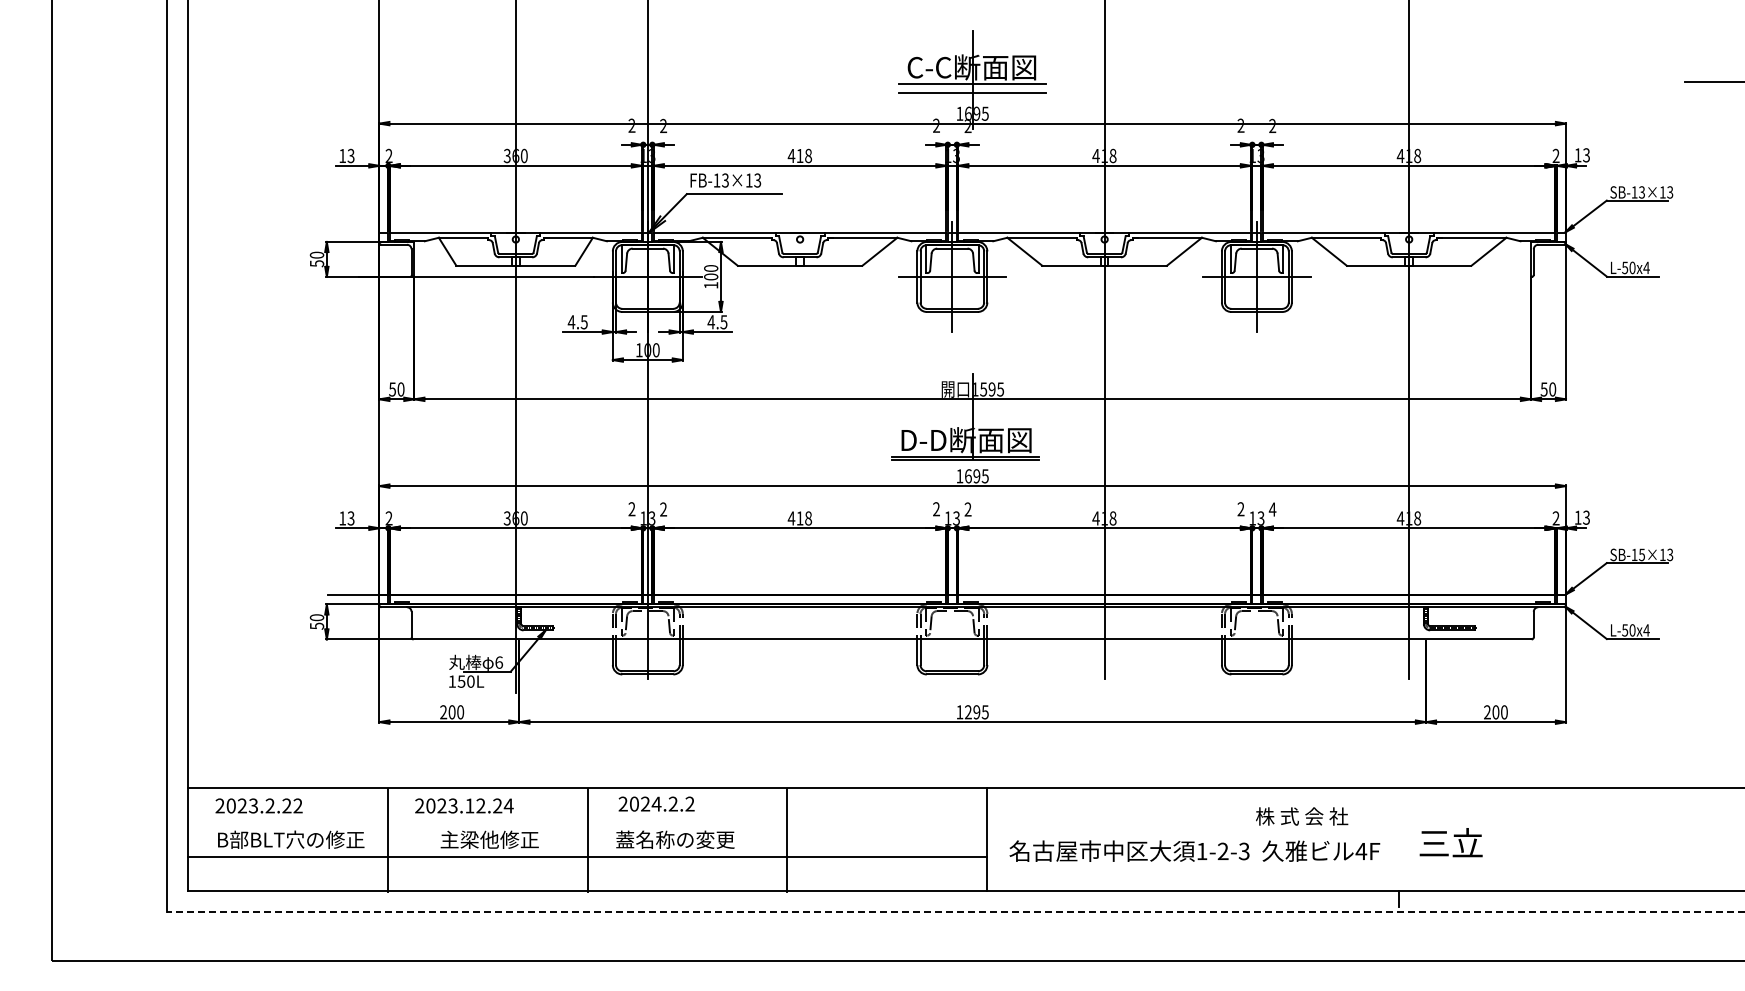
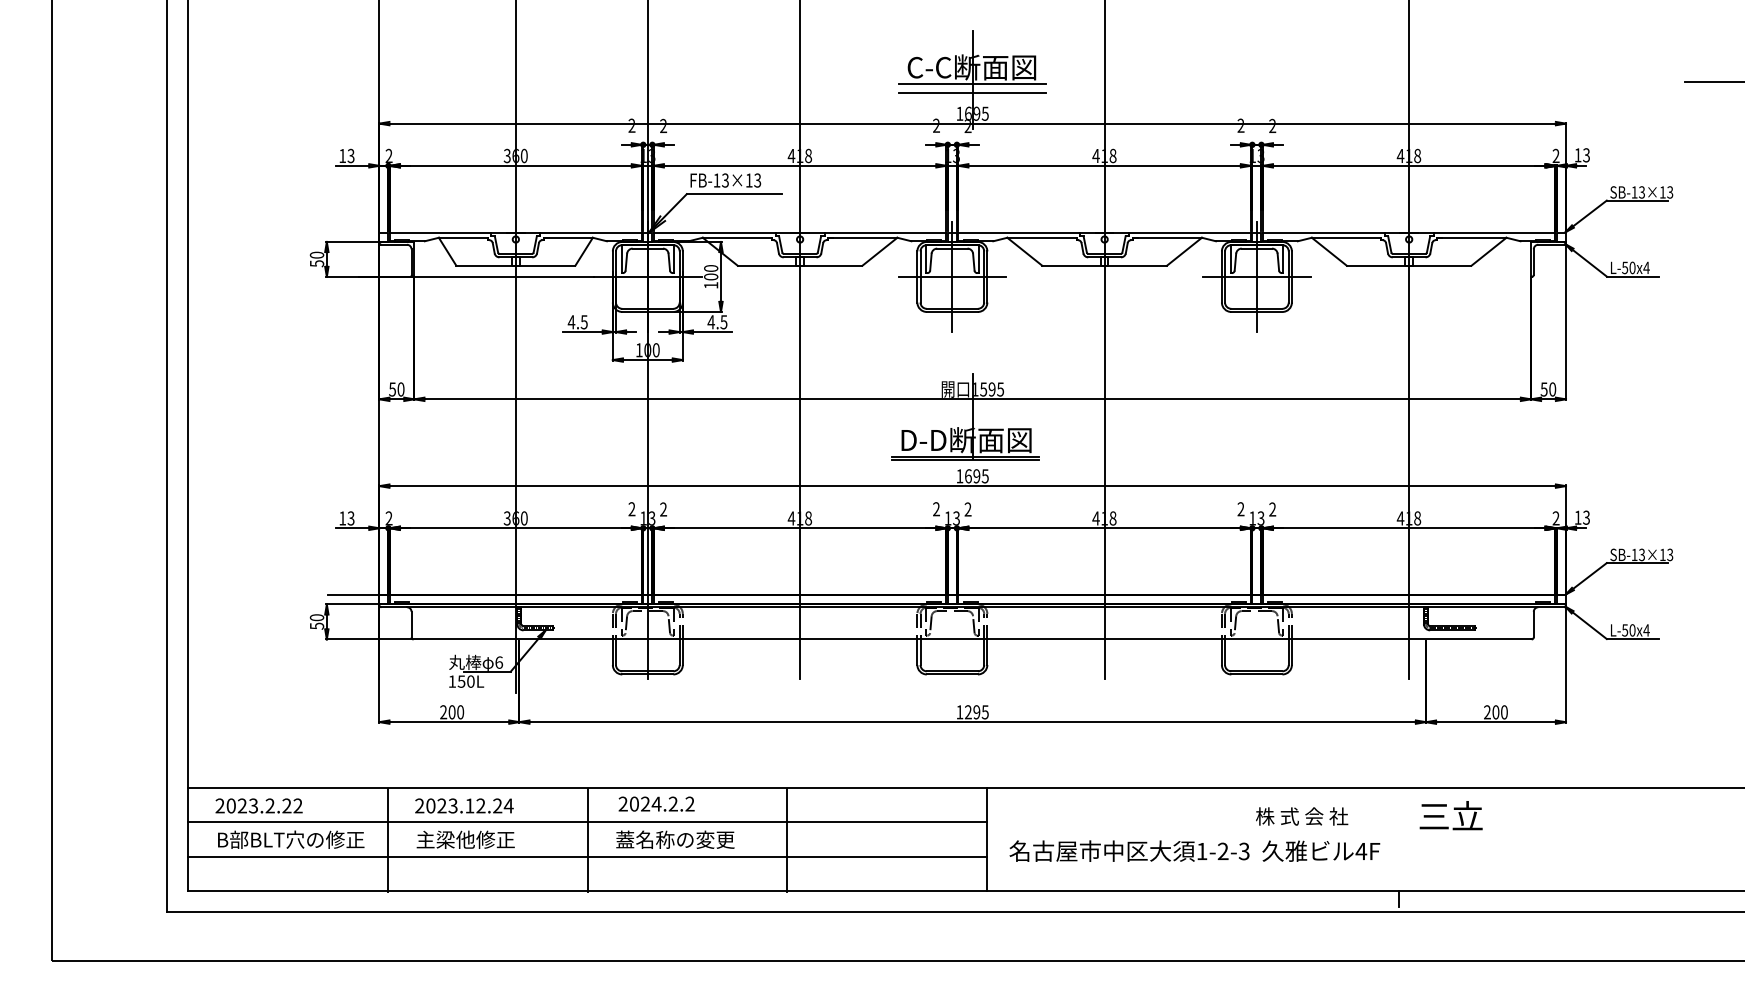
line: none -> present (800, 340)
text: 4 -> 2 (1272, 509)
text: SB-15×13 -> SB-13×13 (1641, 554)
line: none -> present (587, 822)
text position: (489, 839) -> (465, 839) (465, 839)
text position: (1450, 842) -> (1450, 815) (1450, 815)
line: dashed -> solid (956, 911)
